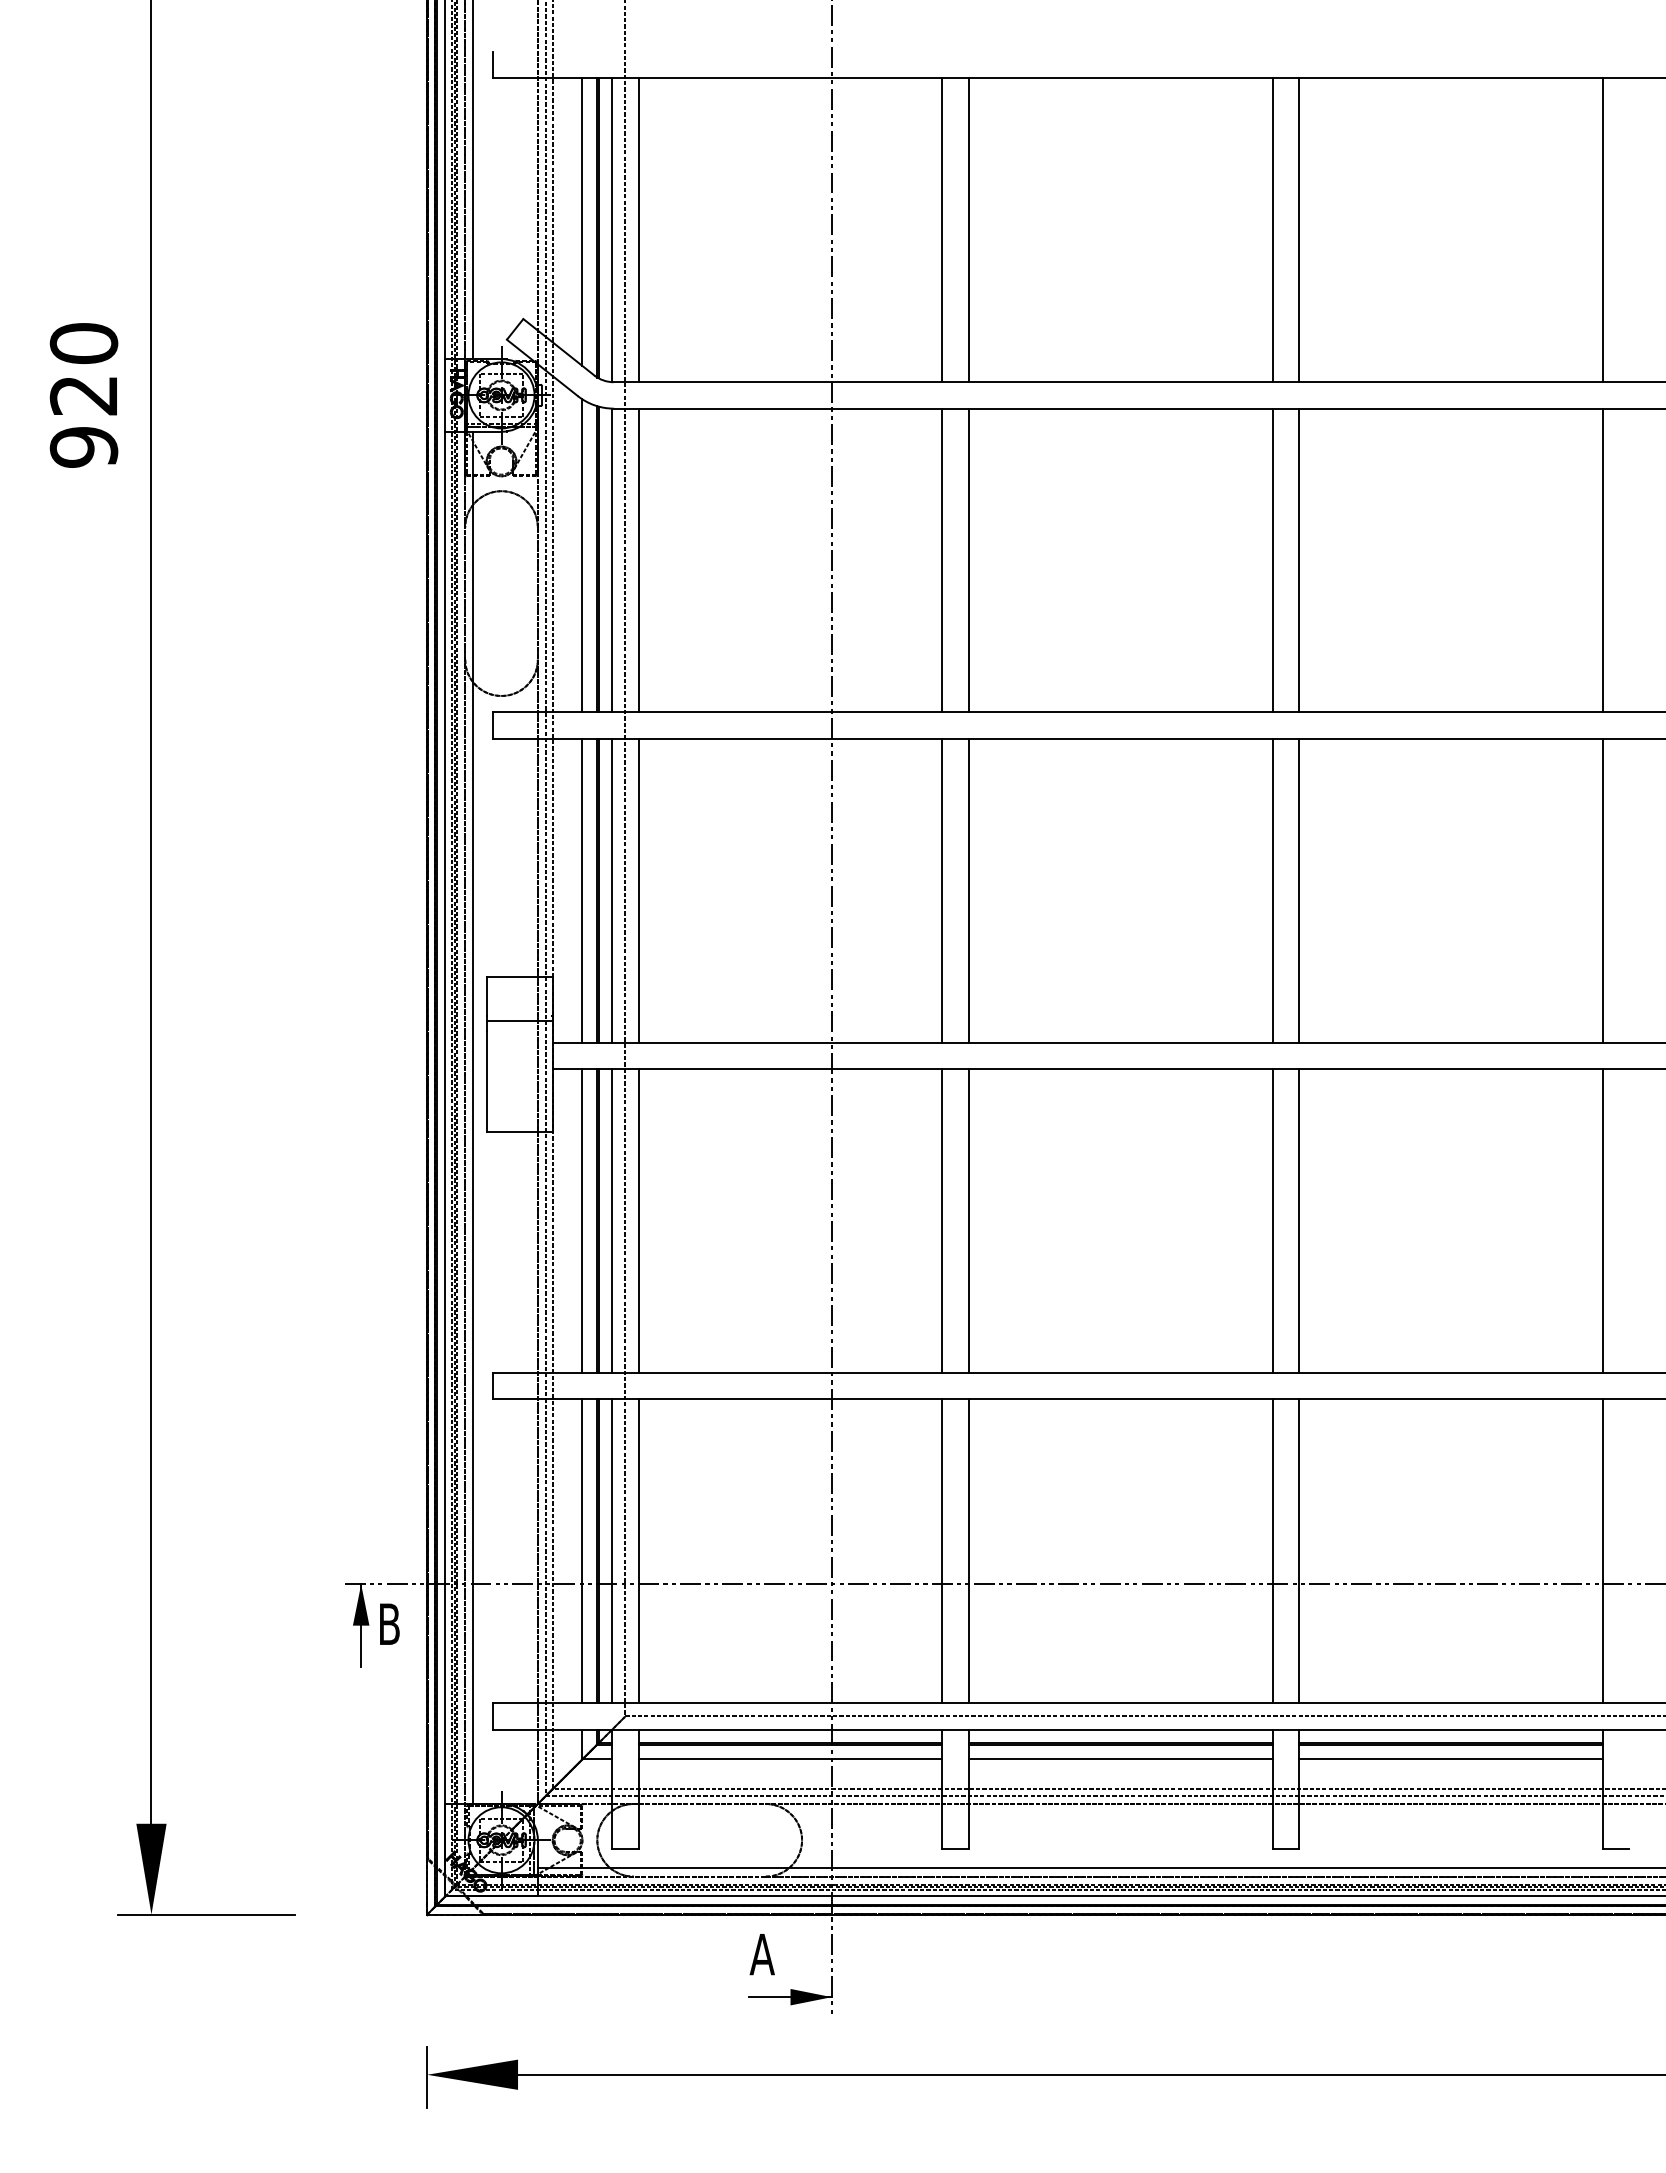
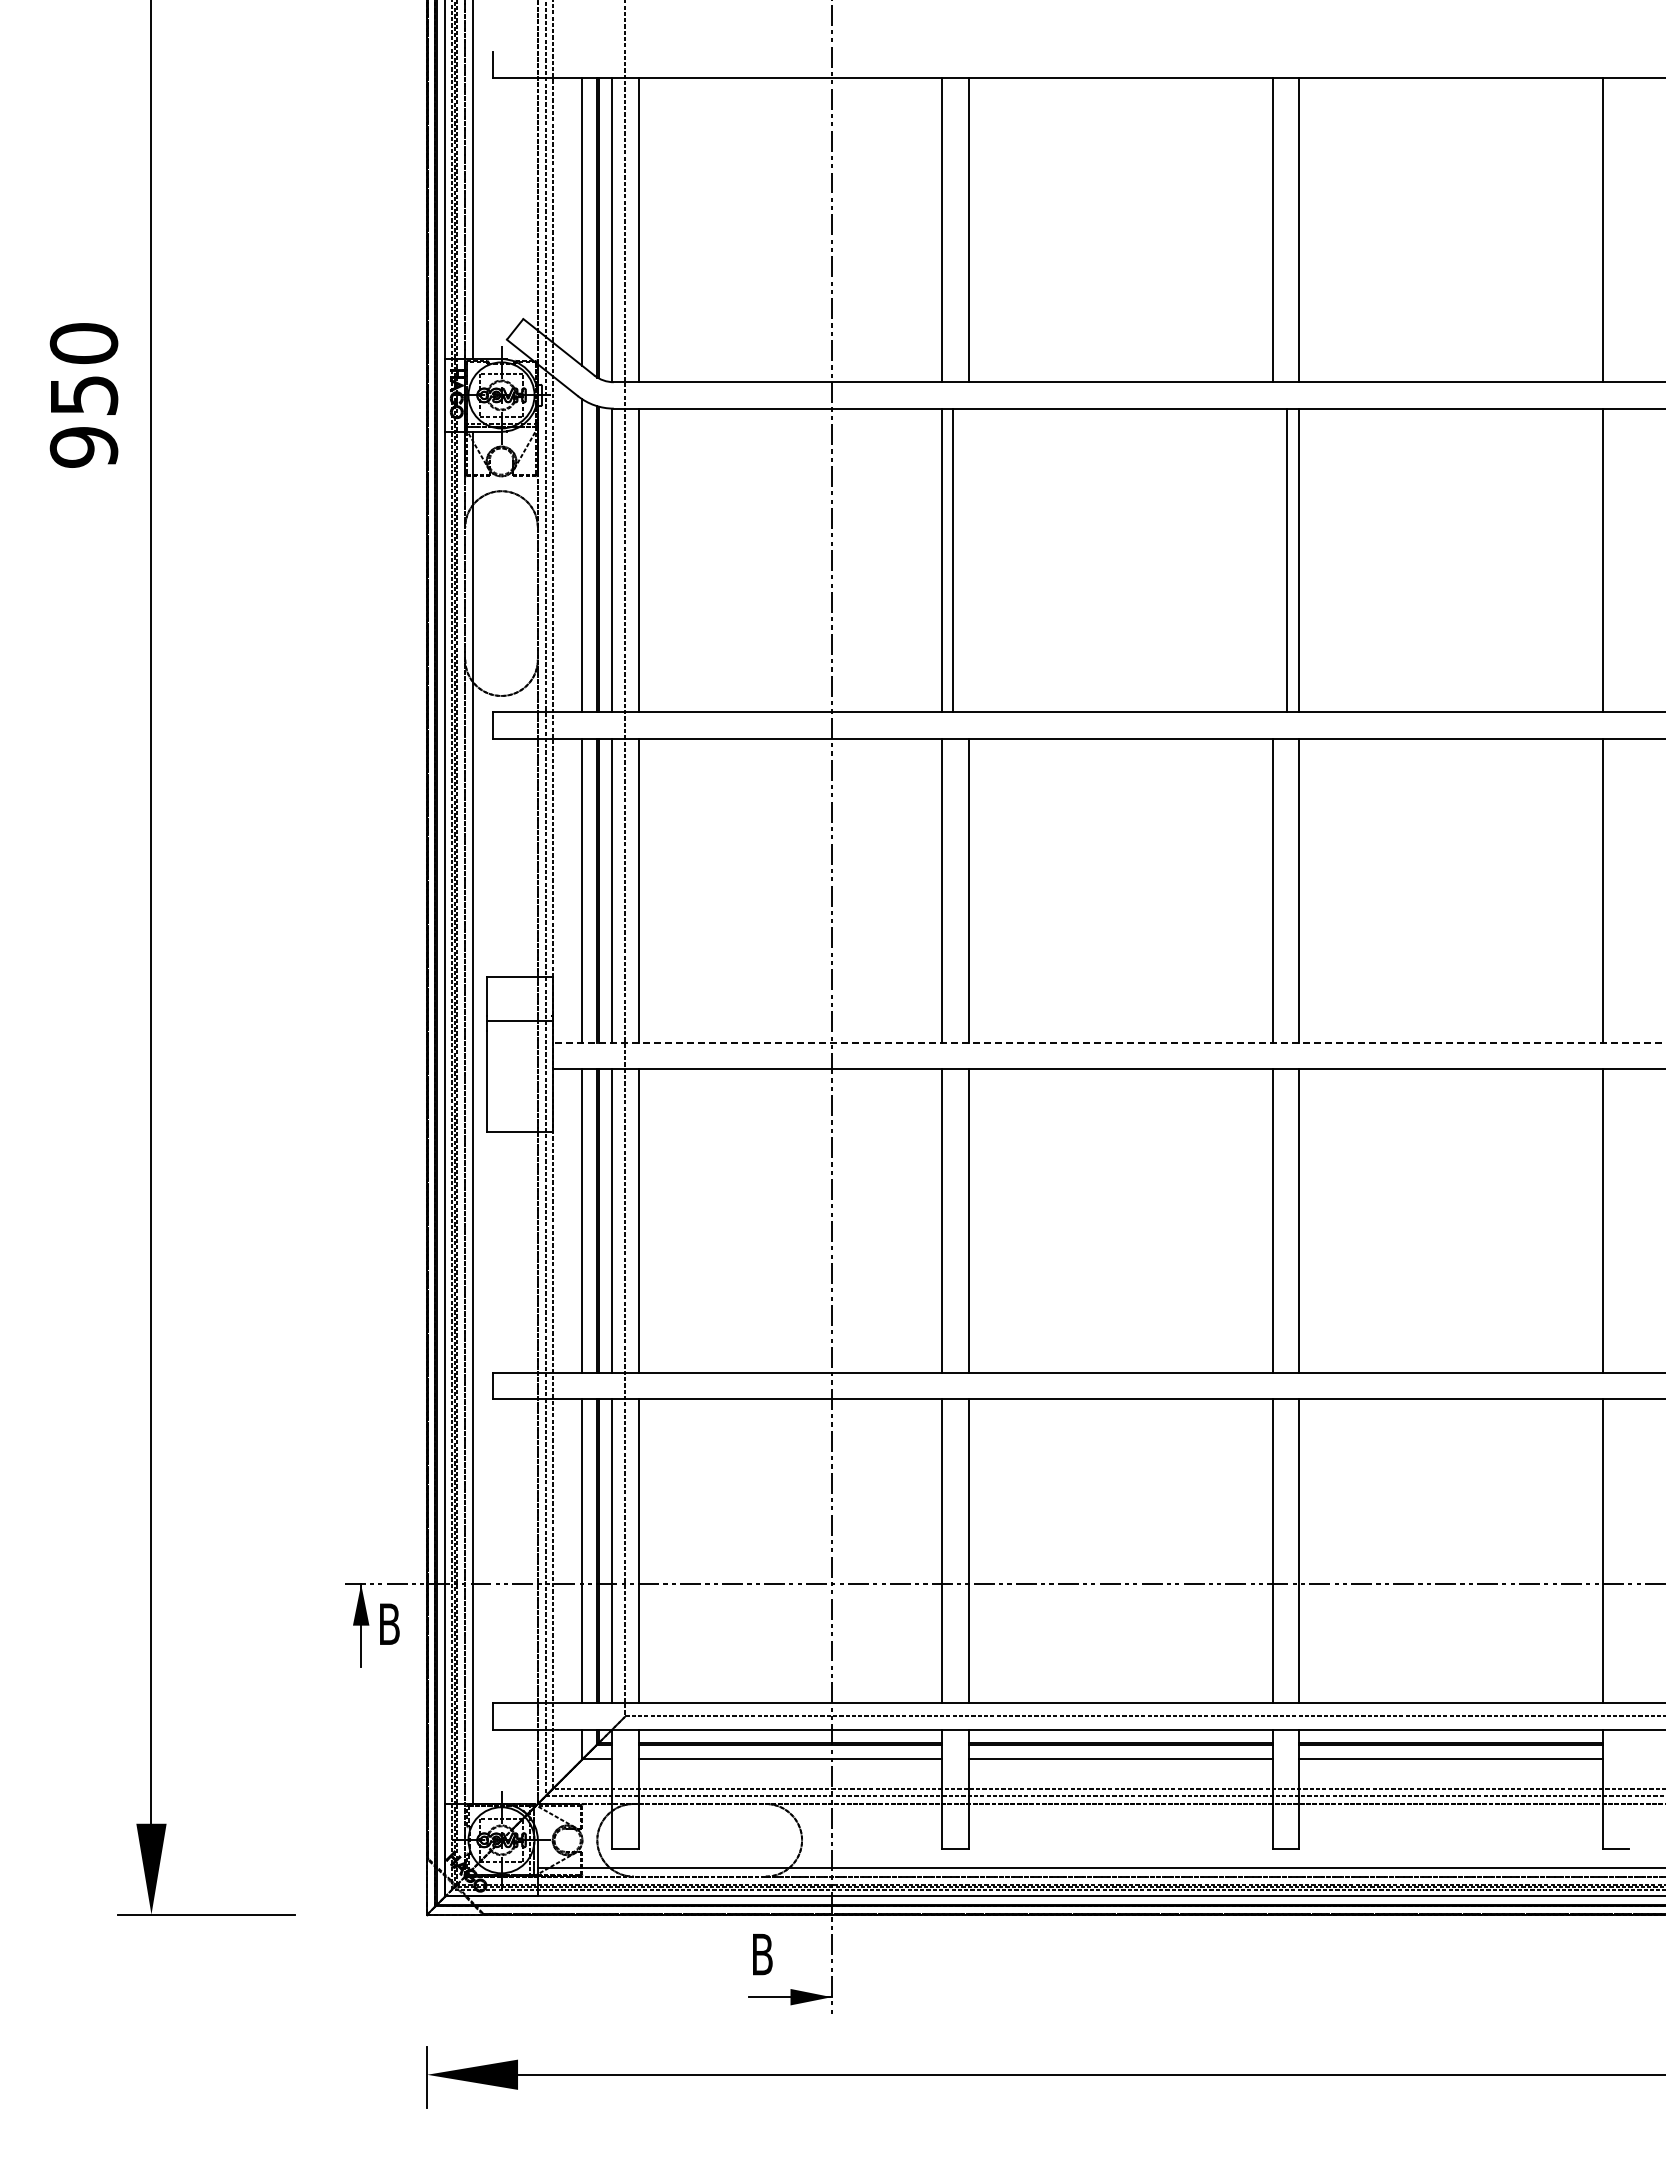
text: 920 -> 950 (83, 395)
line position: (968, 560) -> (952, 560) (952, 560)
line position: (1272, 560) -> (1286, 560) (1286, 560)
line: solid -> dashed (1108, 1042)
text: A -> B (761, 1954)
